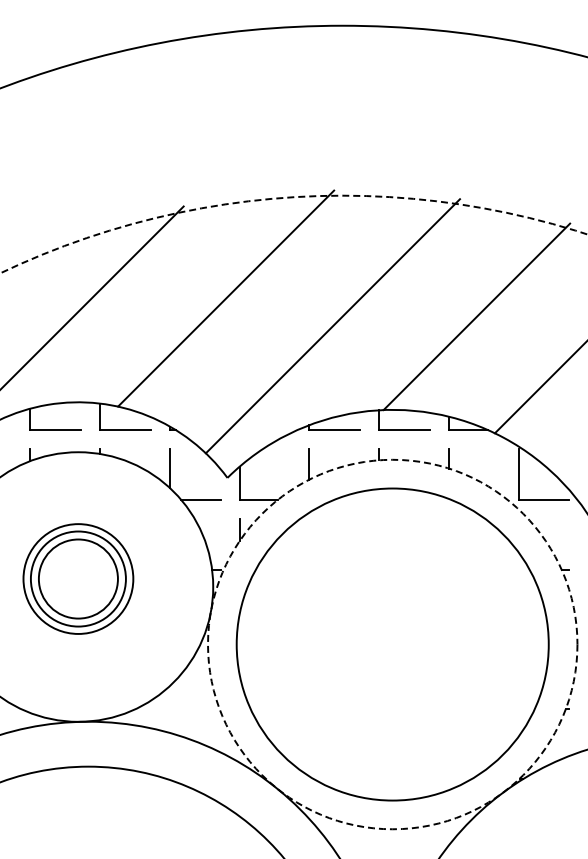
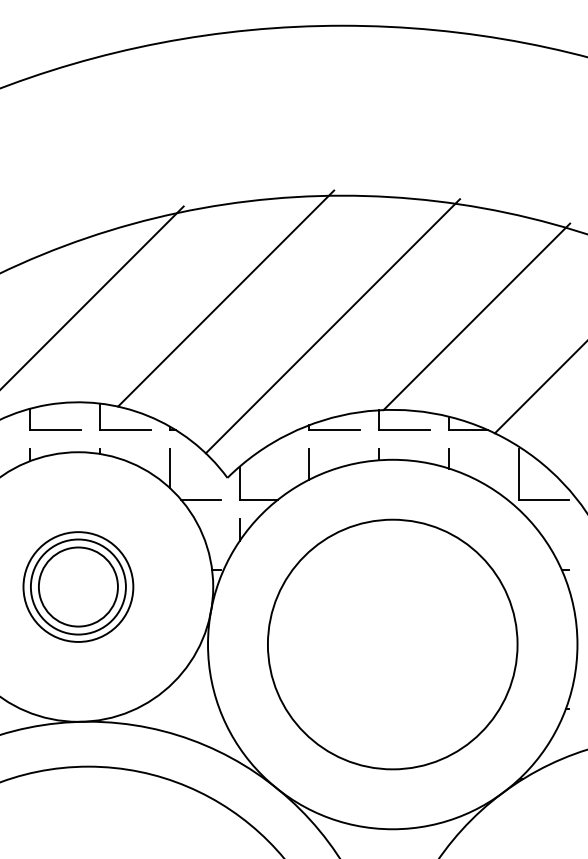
arc: dashed -> solid (290, 197)
part position: (78, 578) -> (78, 586) (78, 586)
circle diameter: 312 px -> 250 px (392, 644)
circle: dashed -> solid (392, 644)
